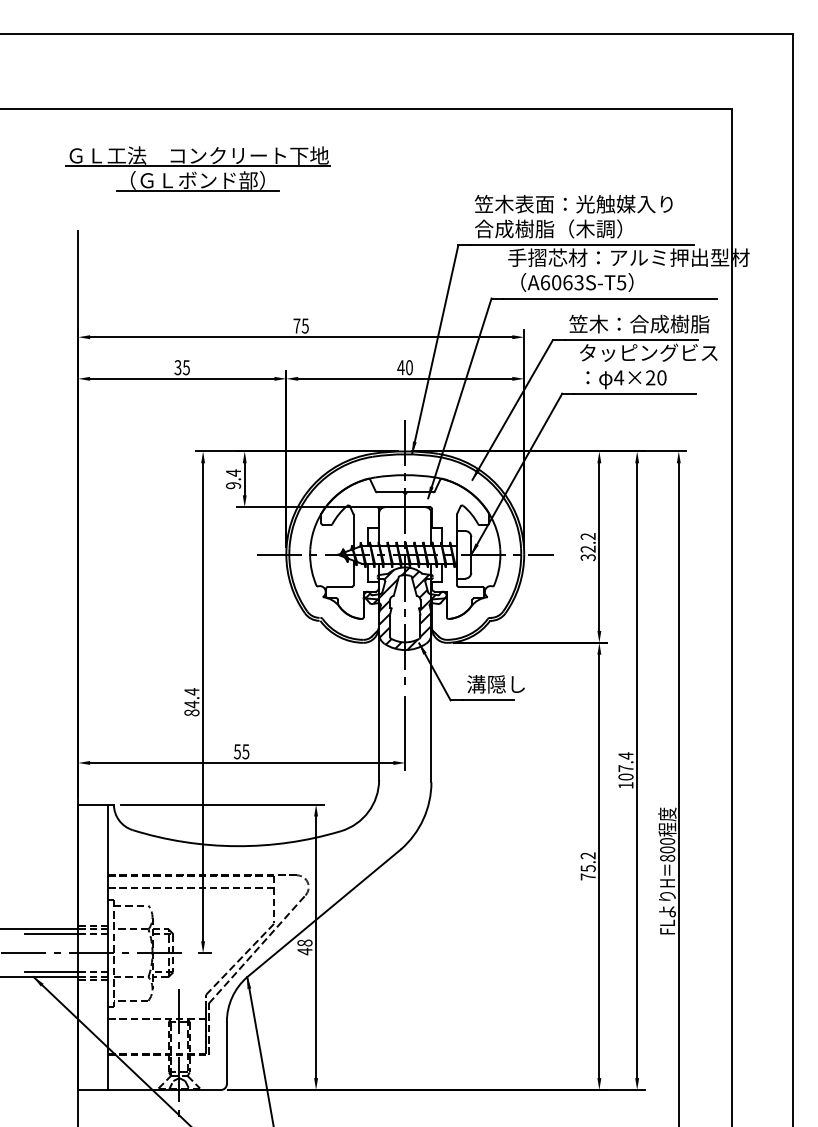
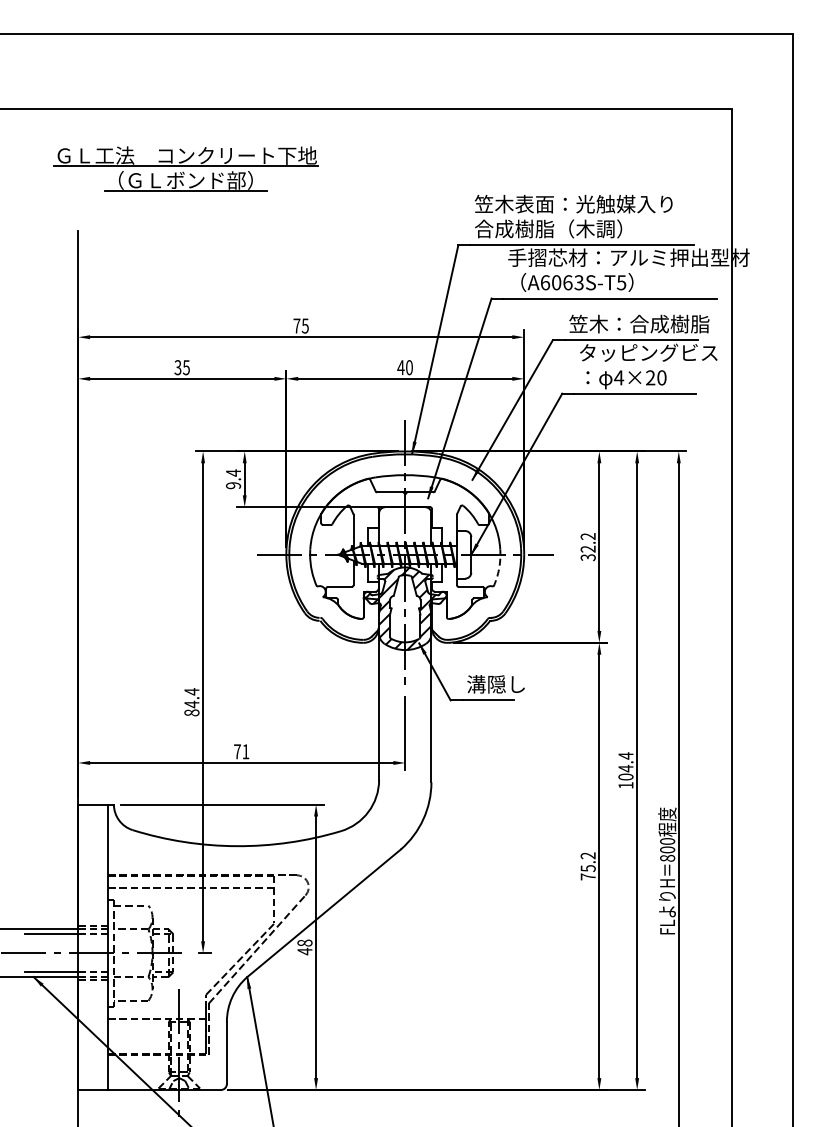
part position: (197, 168) -> (185, 168) (185, 168)
arc: solid -> dashed (498, 571)
text: 55 -> 71 (241, 751)
text: 107.4 -> 104.4 (625, 768)
